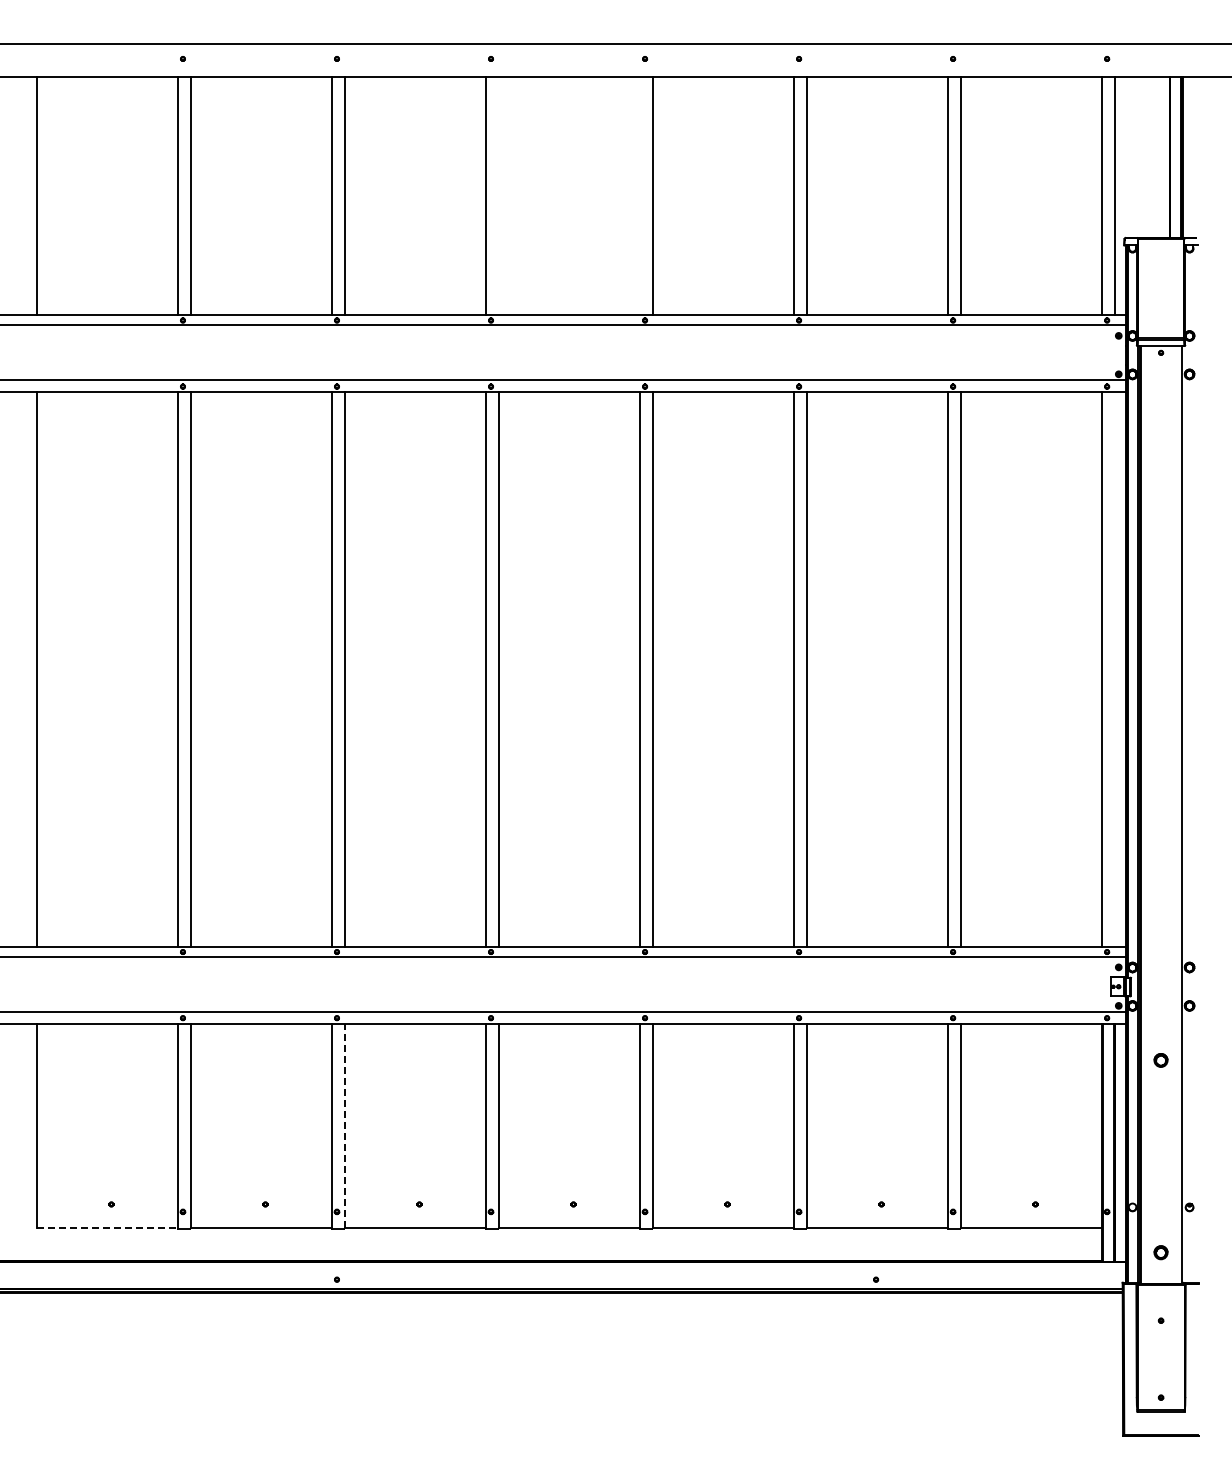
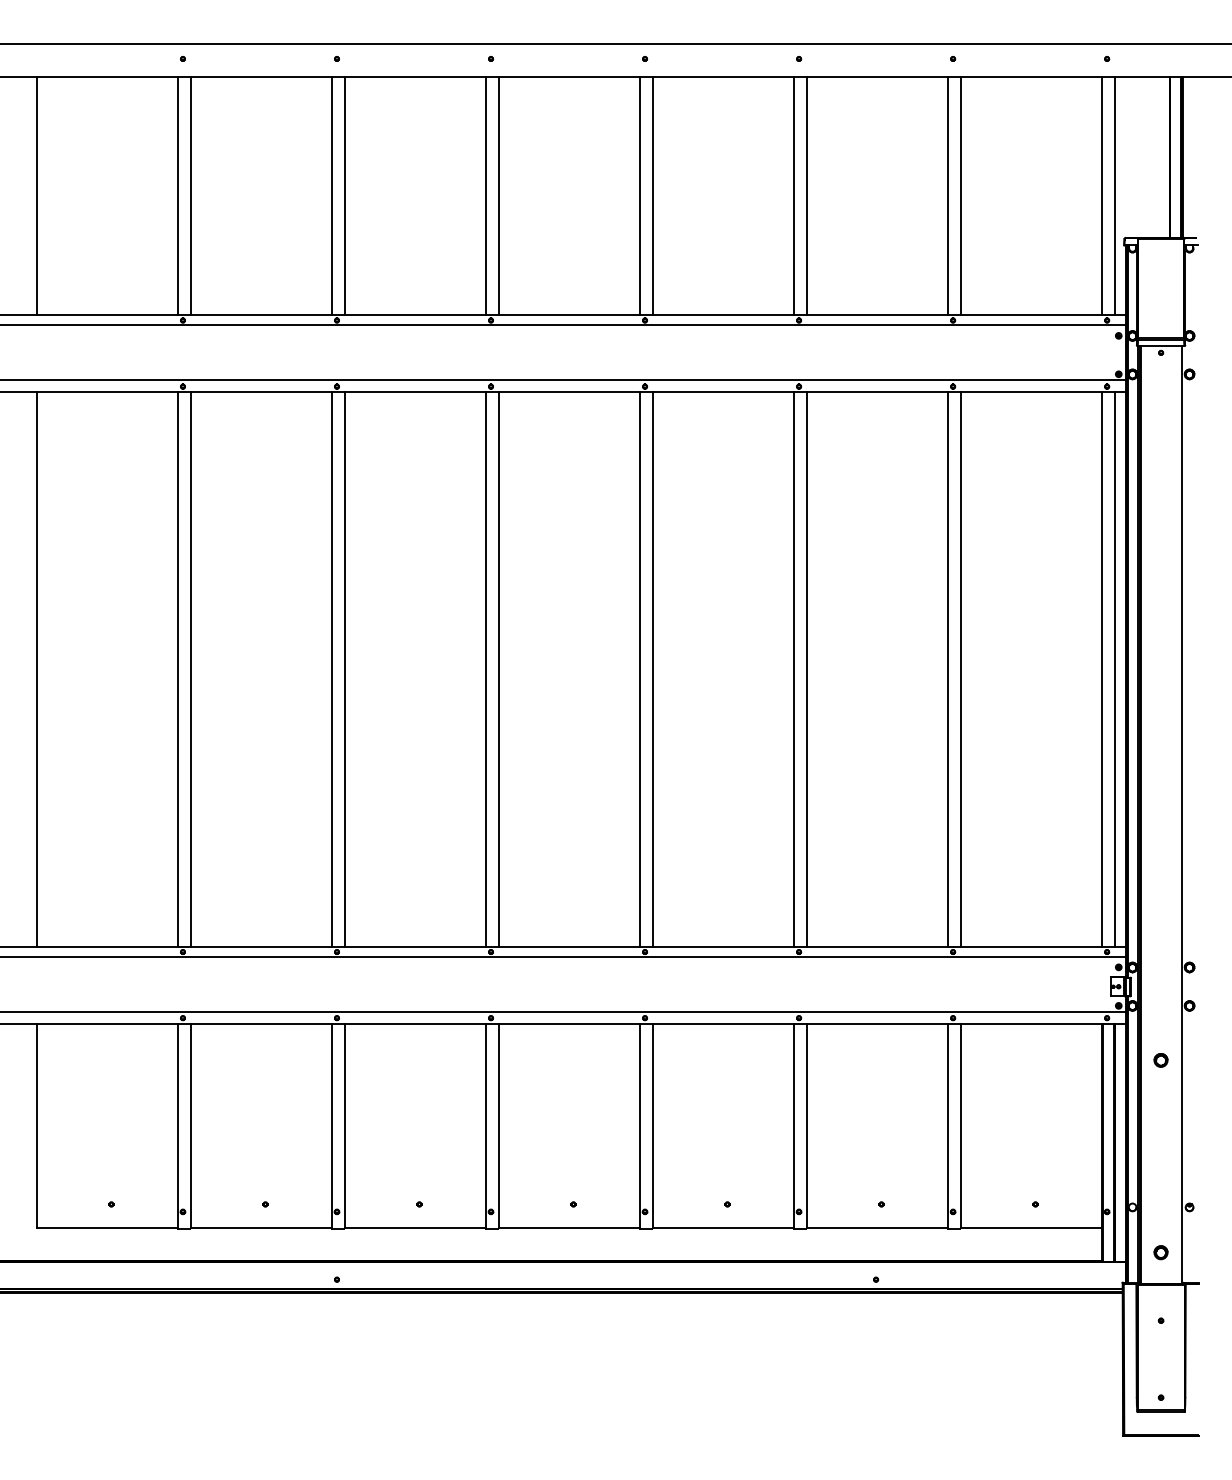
line: none -> present (499, 195)
line: none -> present (639, 195)
line: none -> present (1115, 668)
line: dashed -> solid (345, 1125)
line: dashed -> solid (107, 1227)
